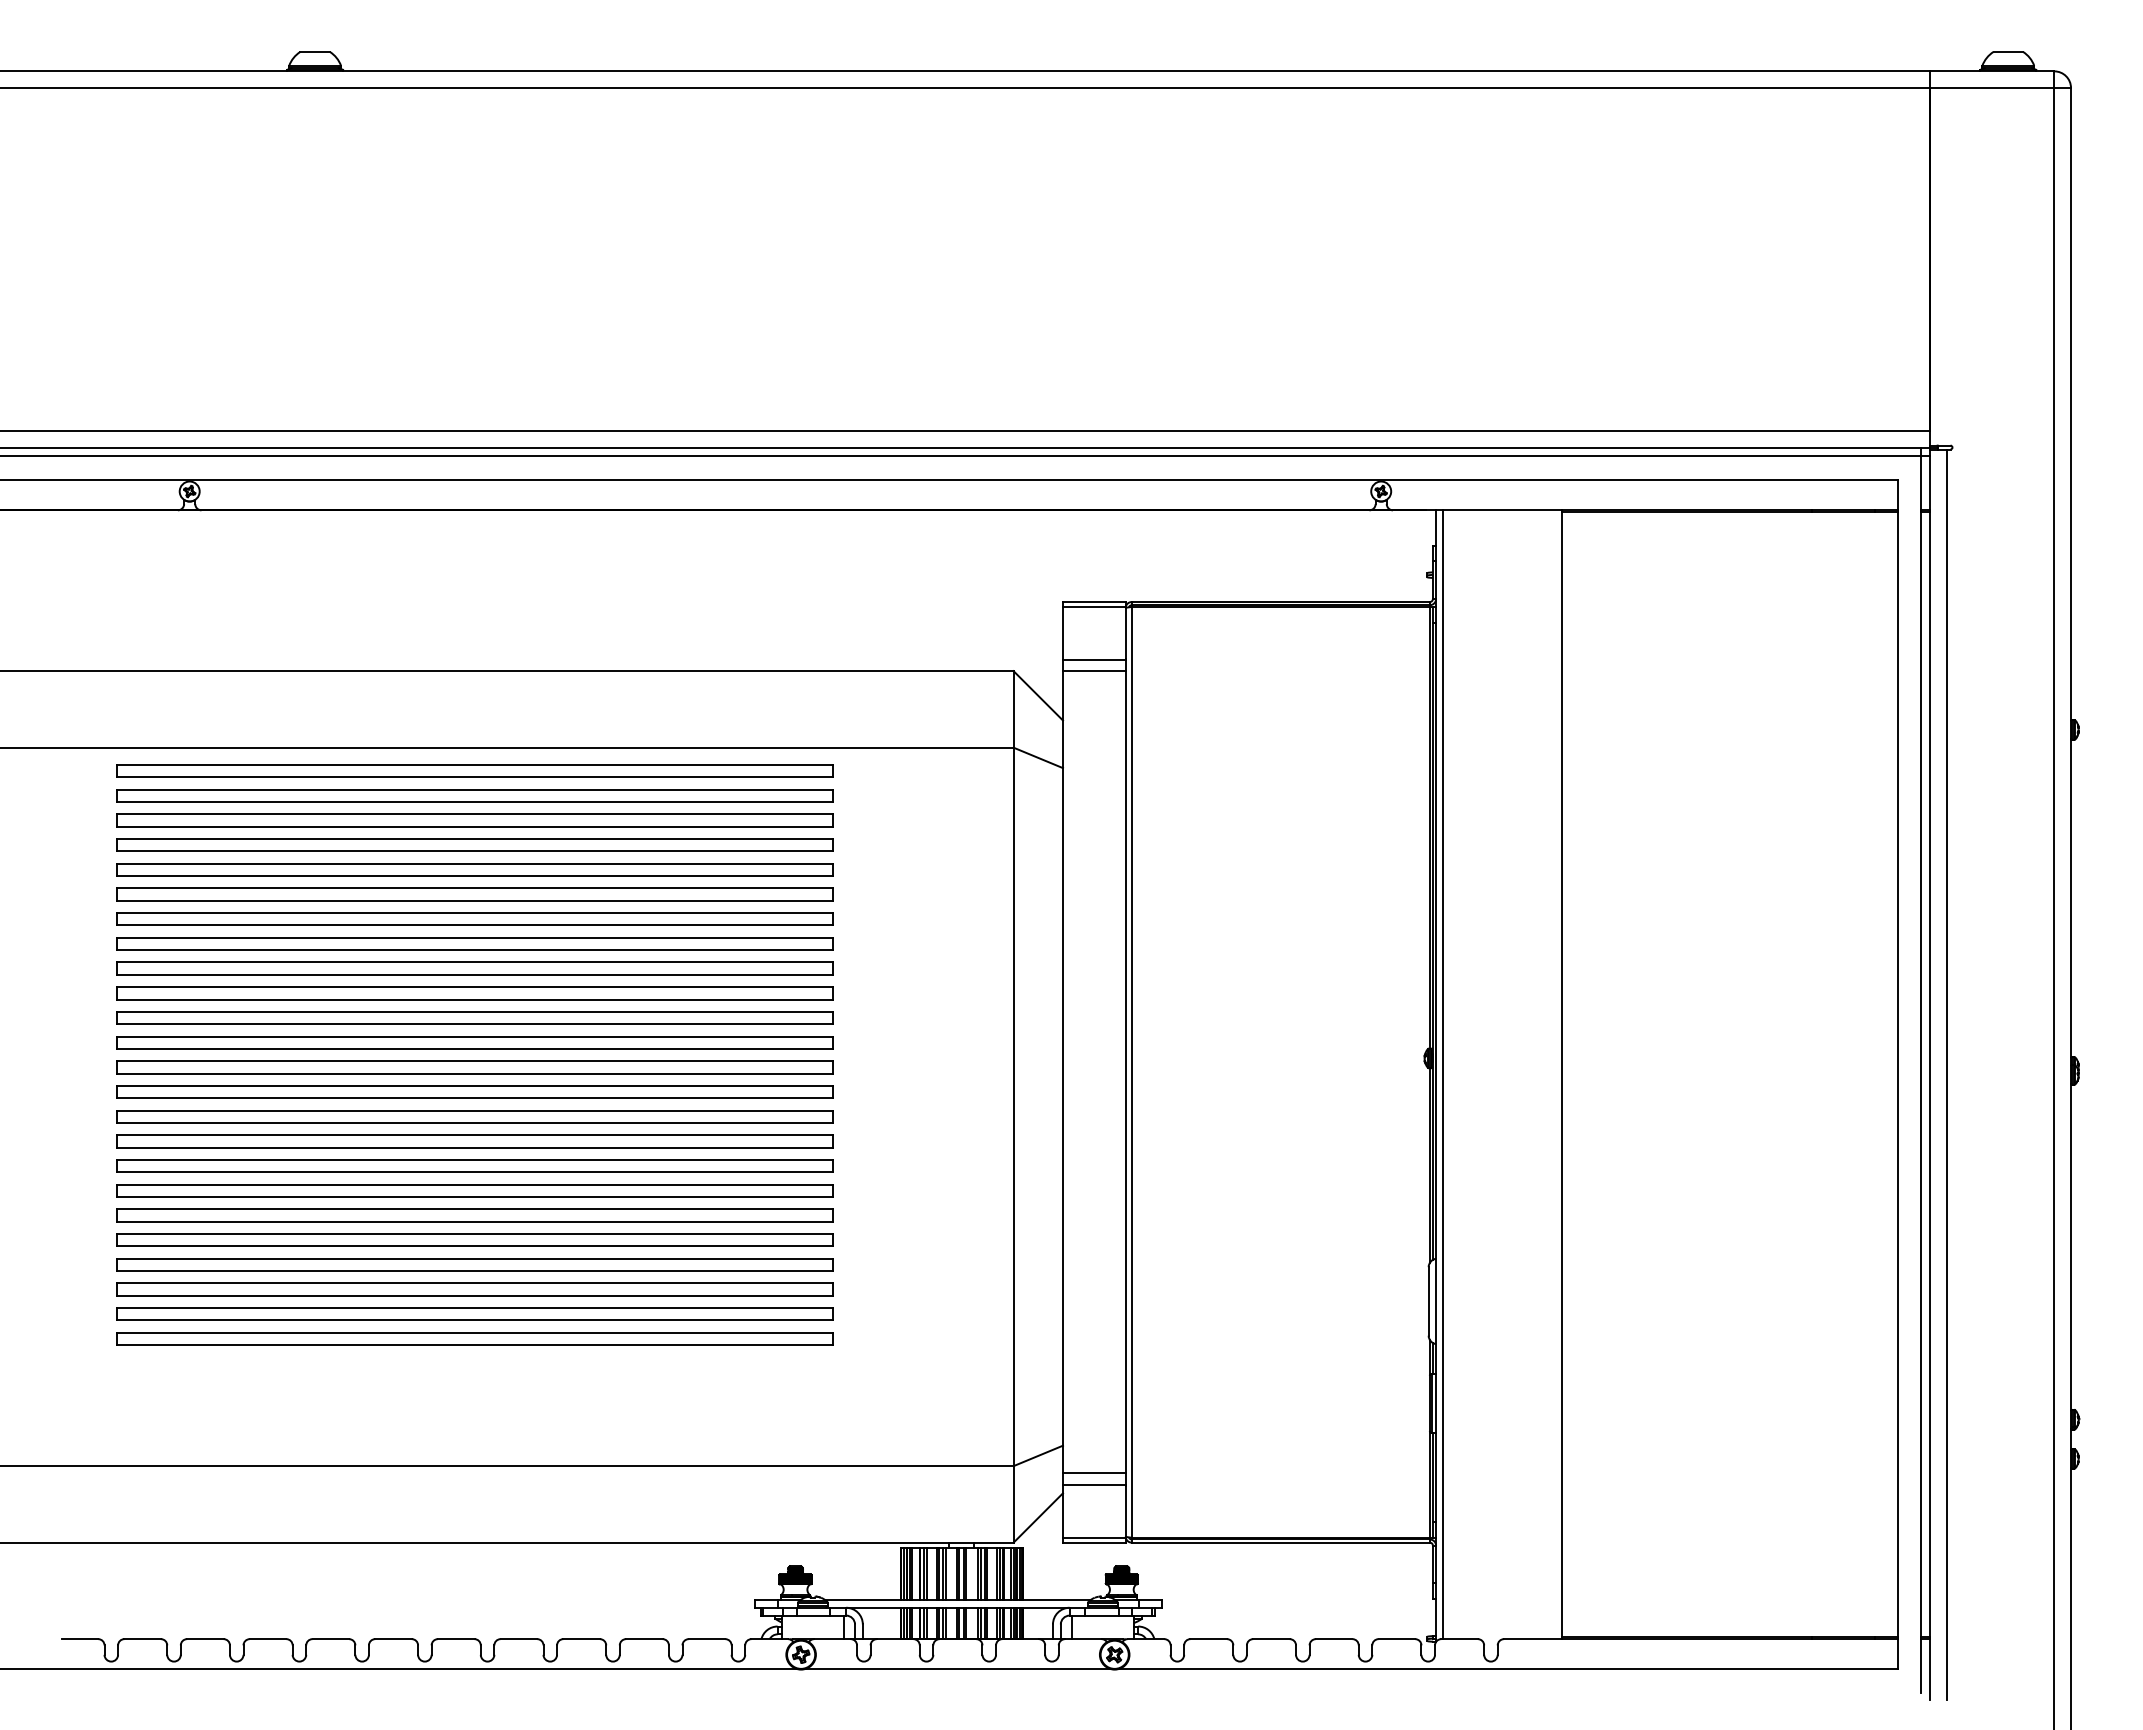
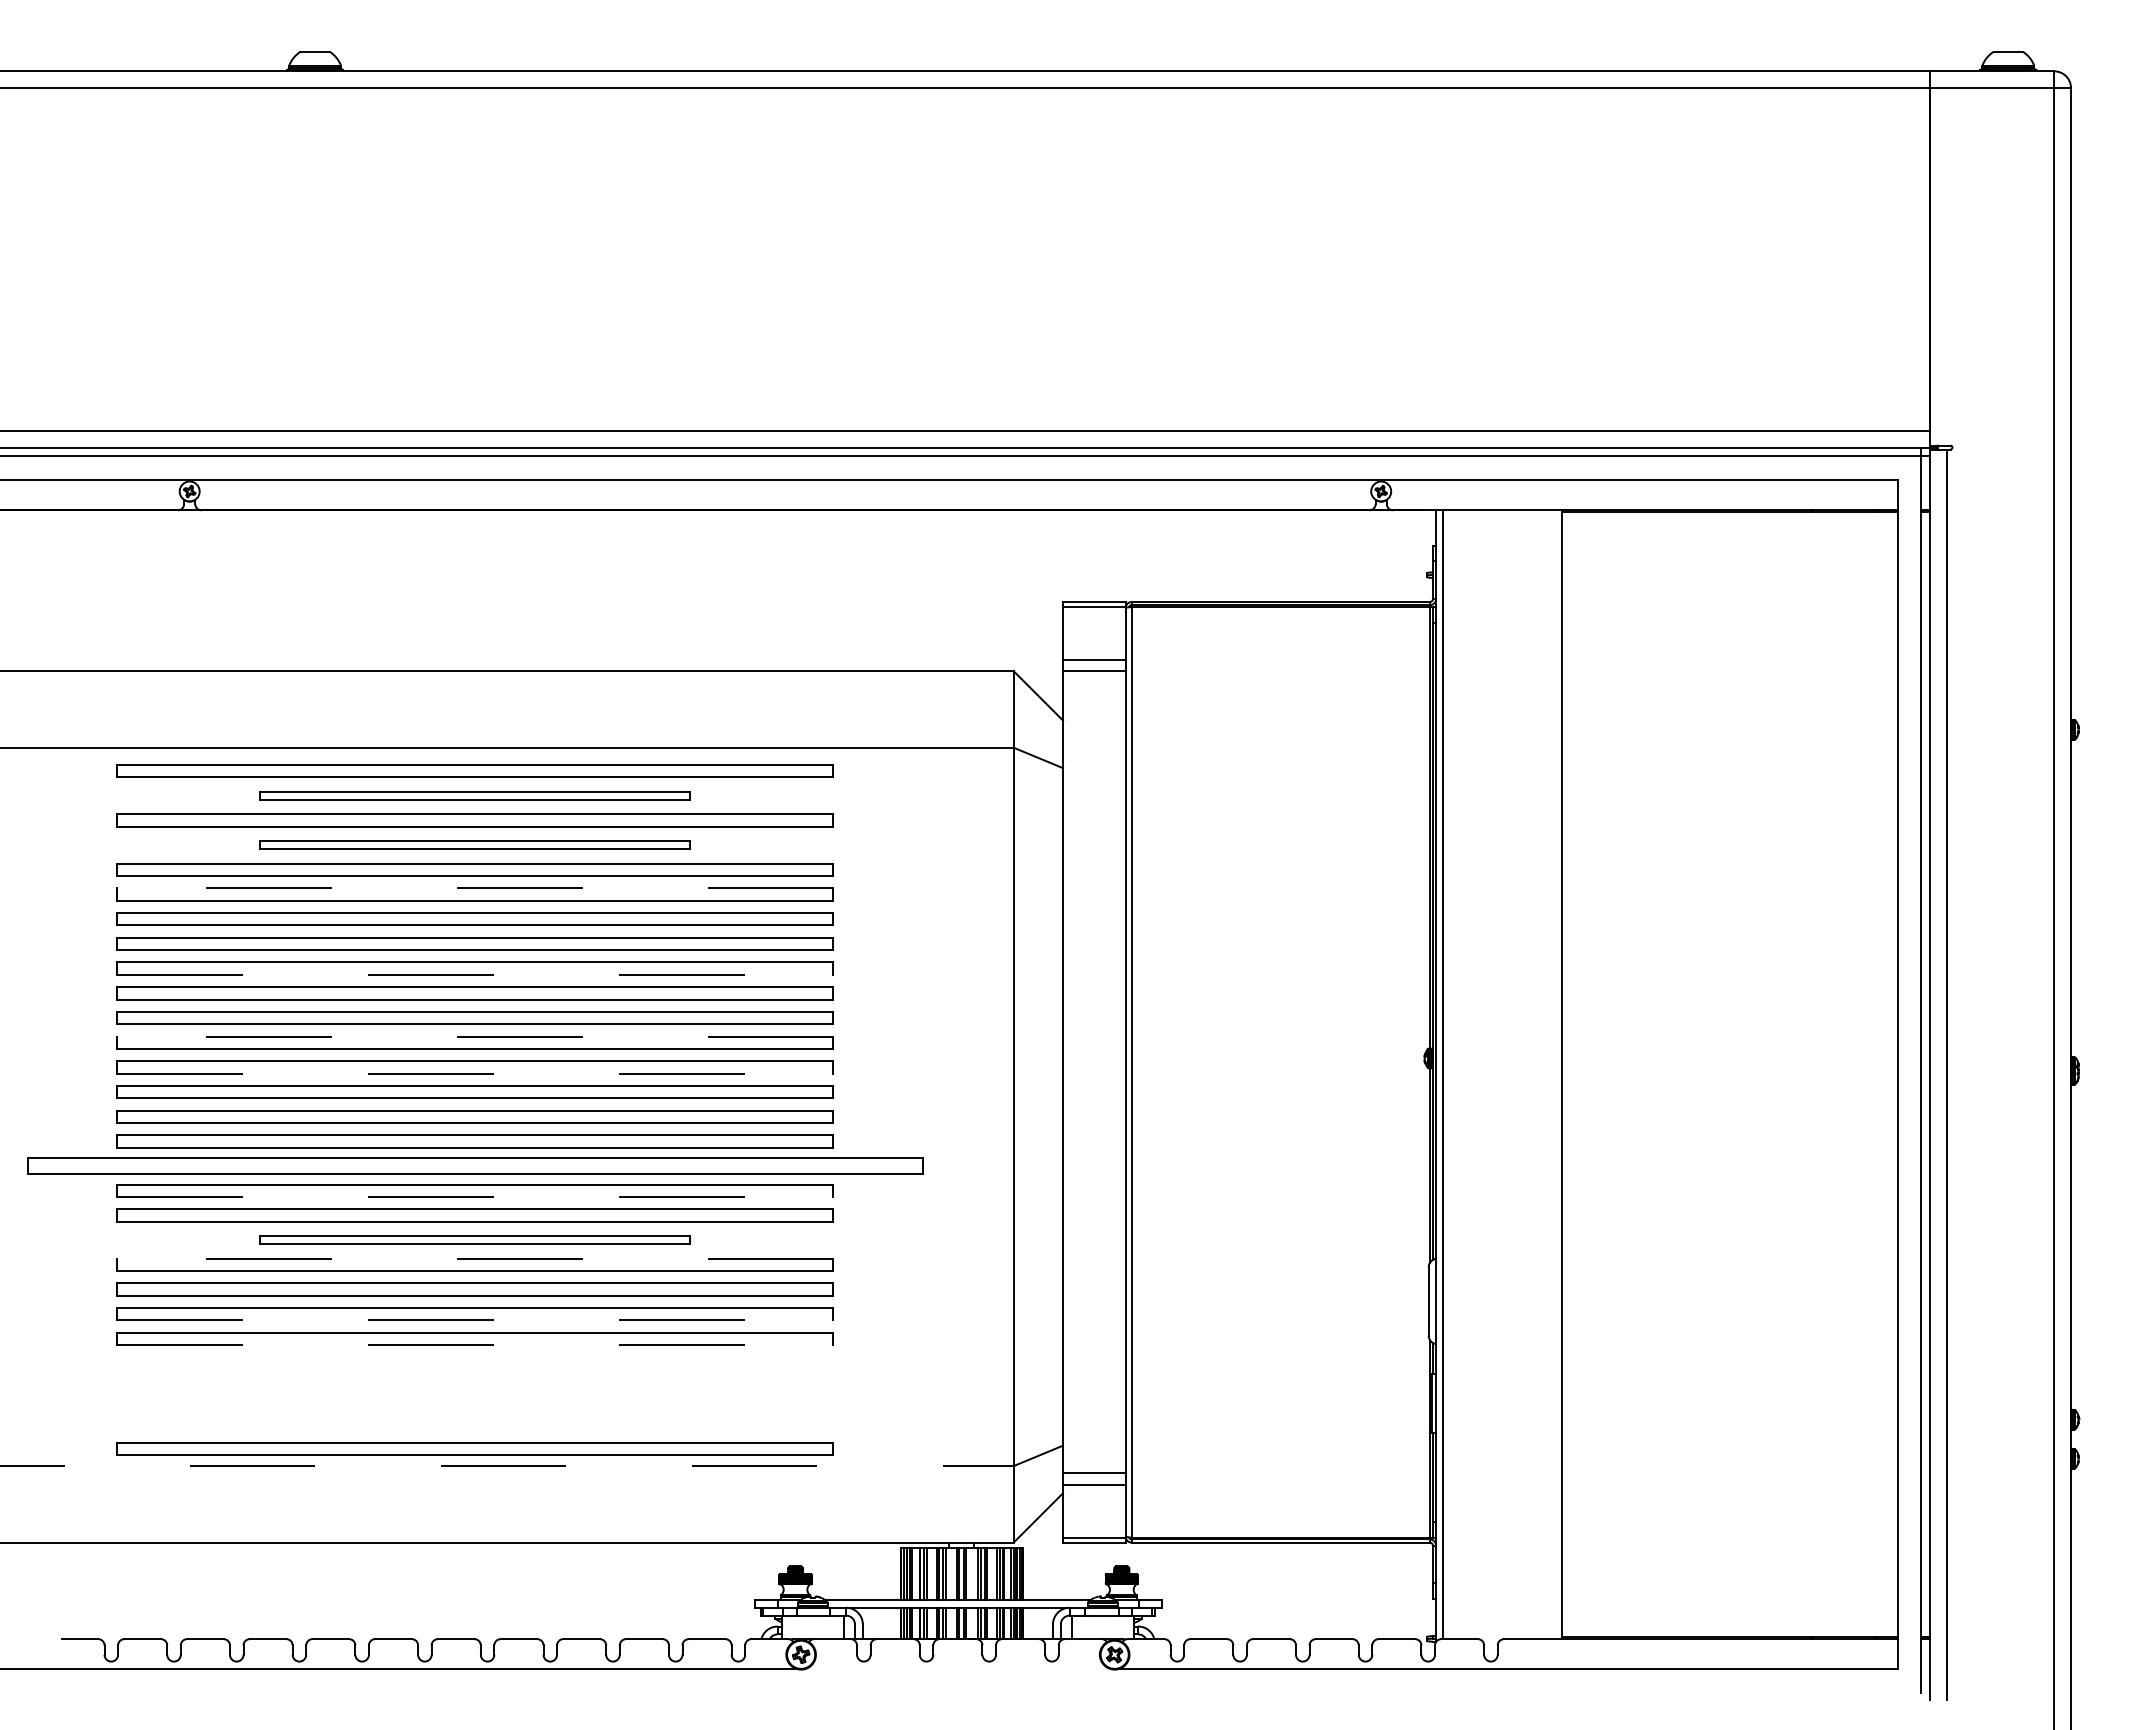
part size: 718x14 px -> 432x10 px (474, 795)
part size: 718x14 px -> 432x10 px (474, 844)
line: solid -> dashed (475, 888)
line: solid -> dashed (475, 974)
line: solid -> dashed (475, 1036)
line: solid -> dashed (475, 1073)
part size: 718x14 px -> 897x18 px (475, 1165)
line: solid -> dashed (475, 1197)
part size: 718x14 px -> 432x10 px (474, 1239)
line: solid -> dashed (475, 1258)
line: solid -> dashed (475, 1320)
line: solid -> dashed (475, 1345)
part: none -> present (474, 1448)
line: solid -> dashed (507, 1466)
line: present -> none (957, 1669)
